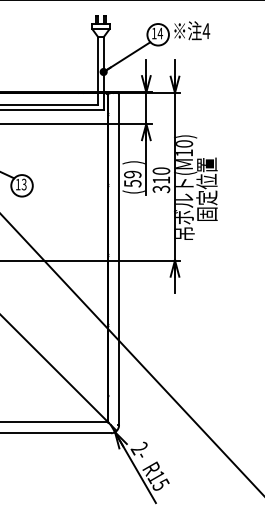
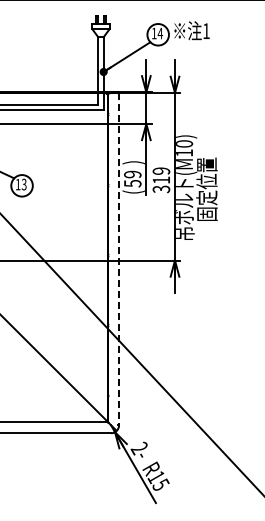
text: 4 -> 1 (206, 30)
text: 310 -> 319 (161, 170)
line: solid -> dashed (119, 259)
